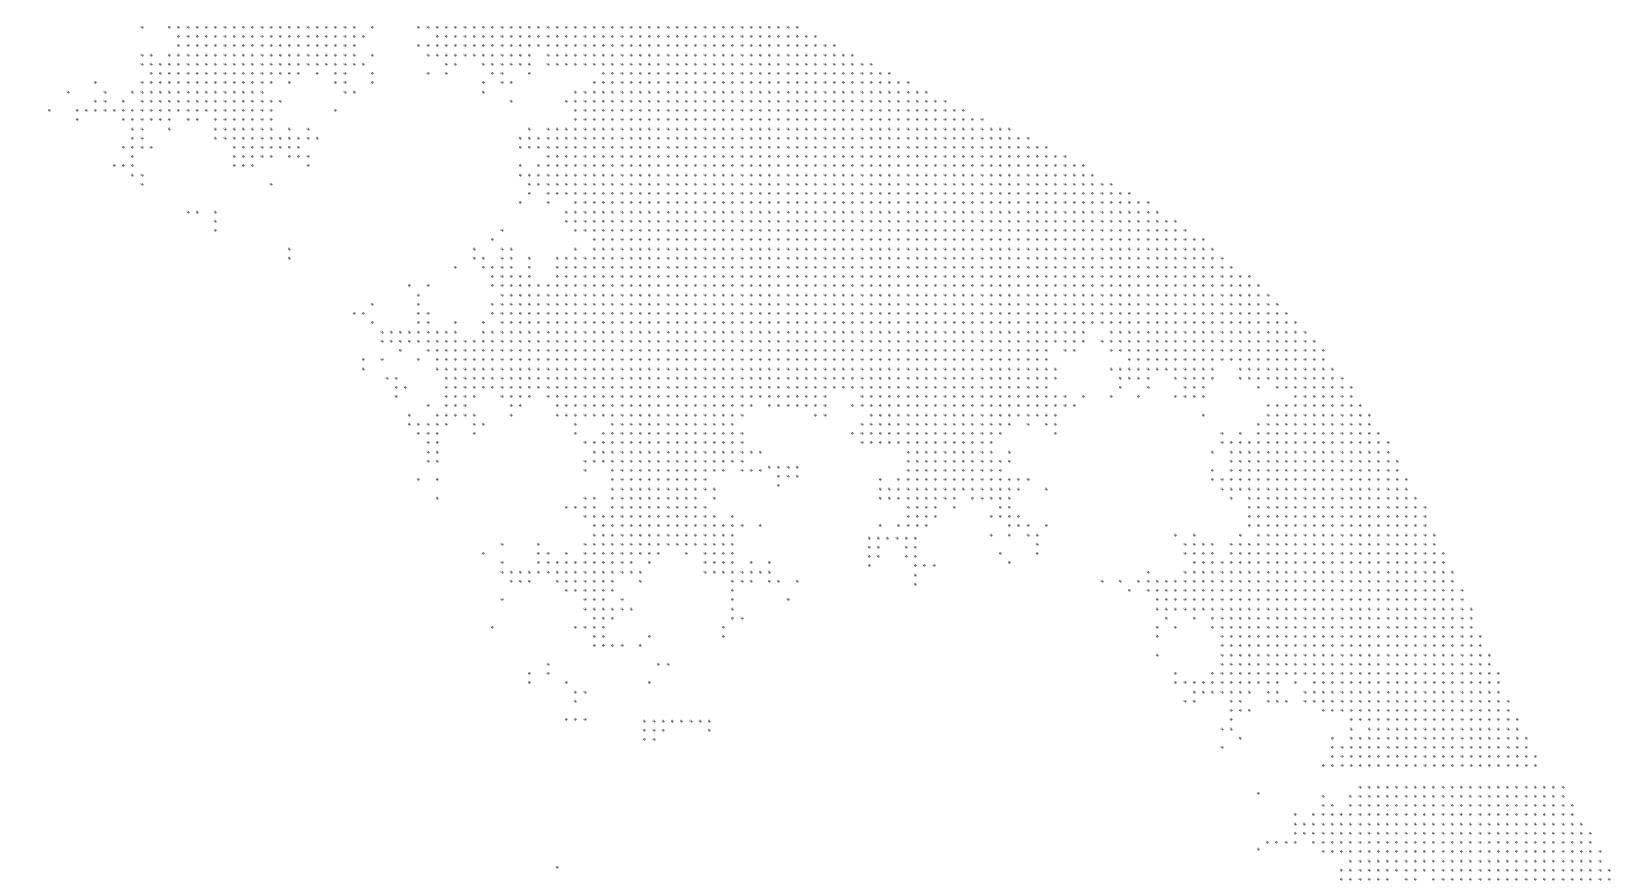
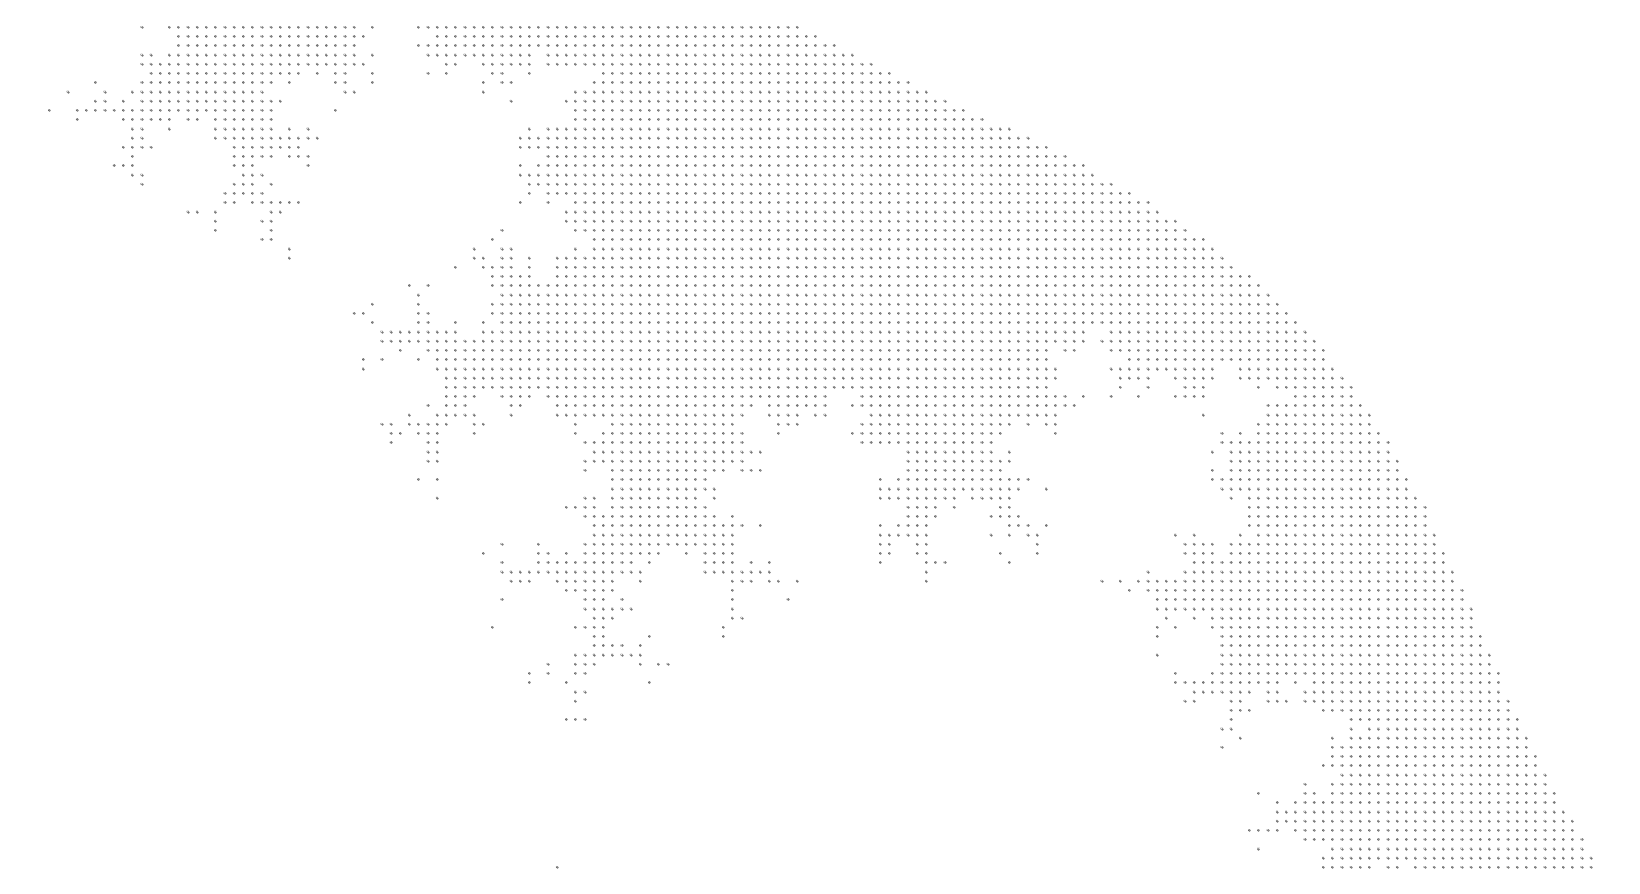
part: none -> present (261, 207)
part position: (395, 387) -> (390, 433) (390, 433)
part position: (783, 476) -> (783, 424) (783, 424)
part position: (901, 560) -> (912, 557) (912, 557)
part position: (672, 722) -> (603, 656) (603, 656)
part position: (1438, 833) -> (1420, 821) (1420, 821)
